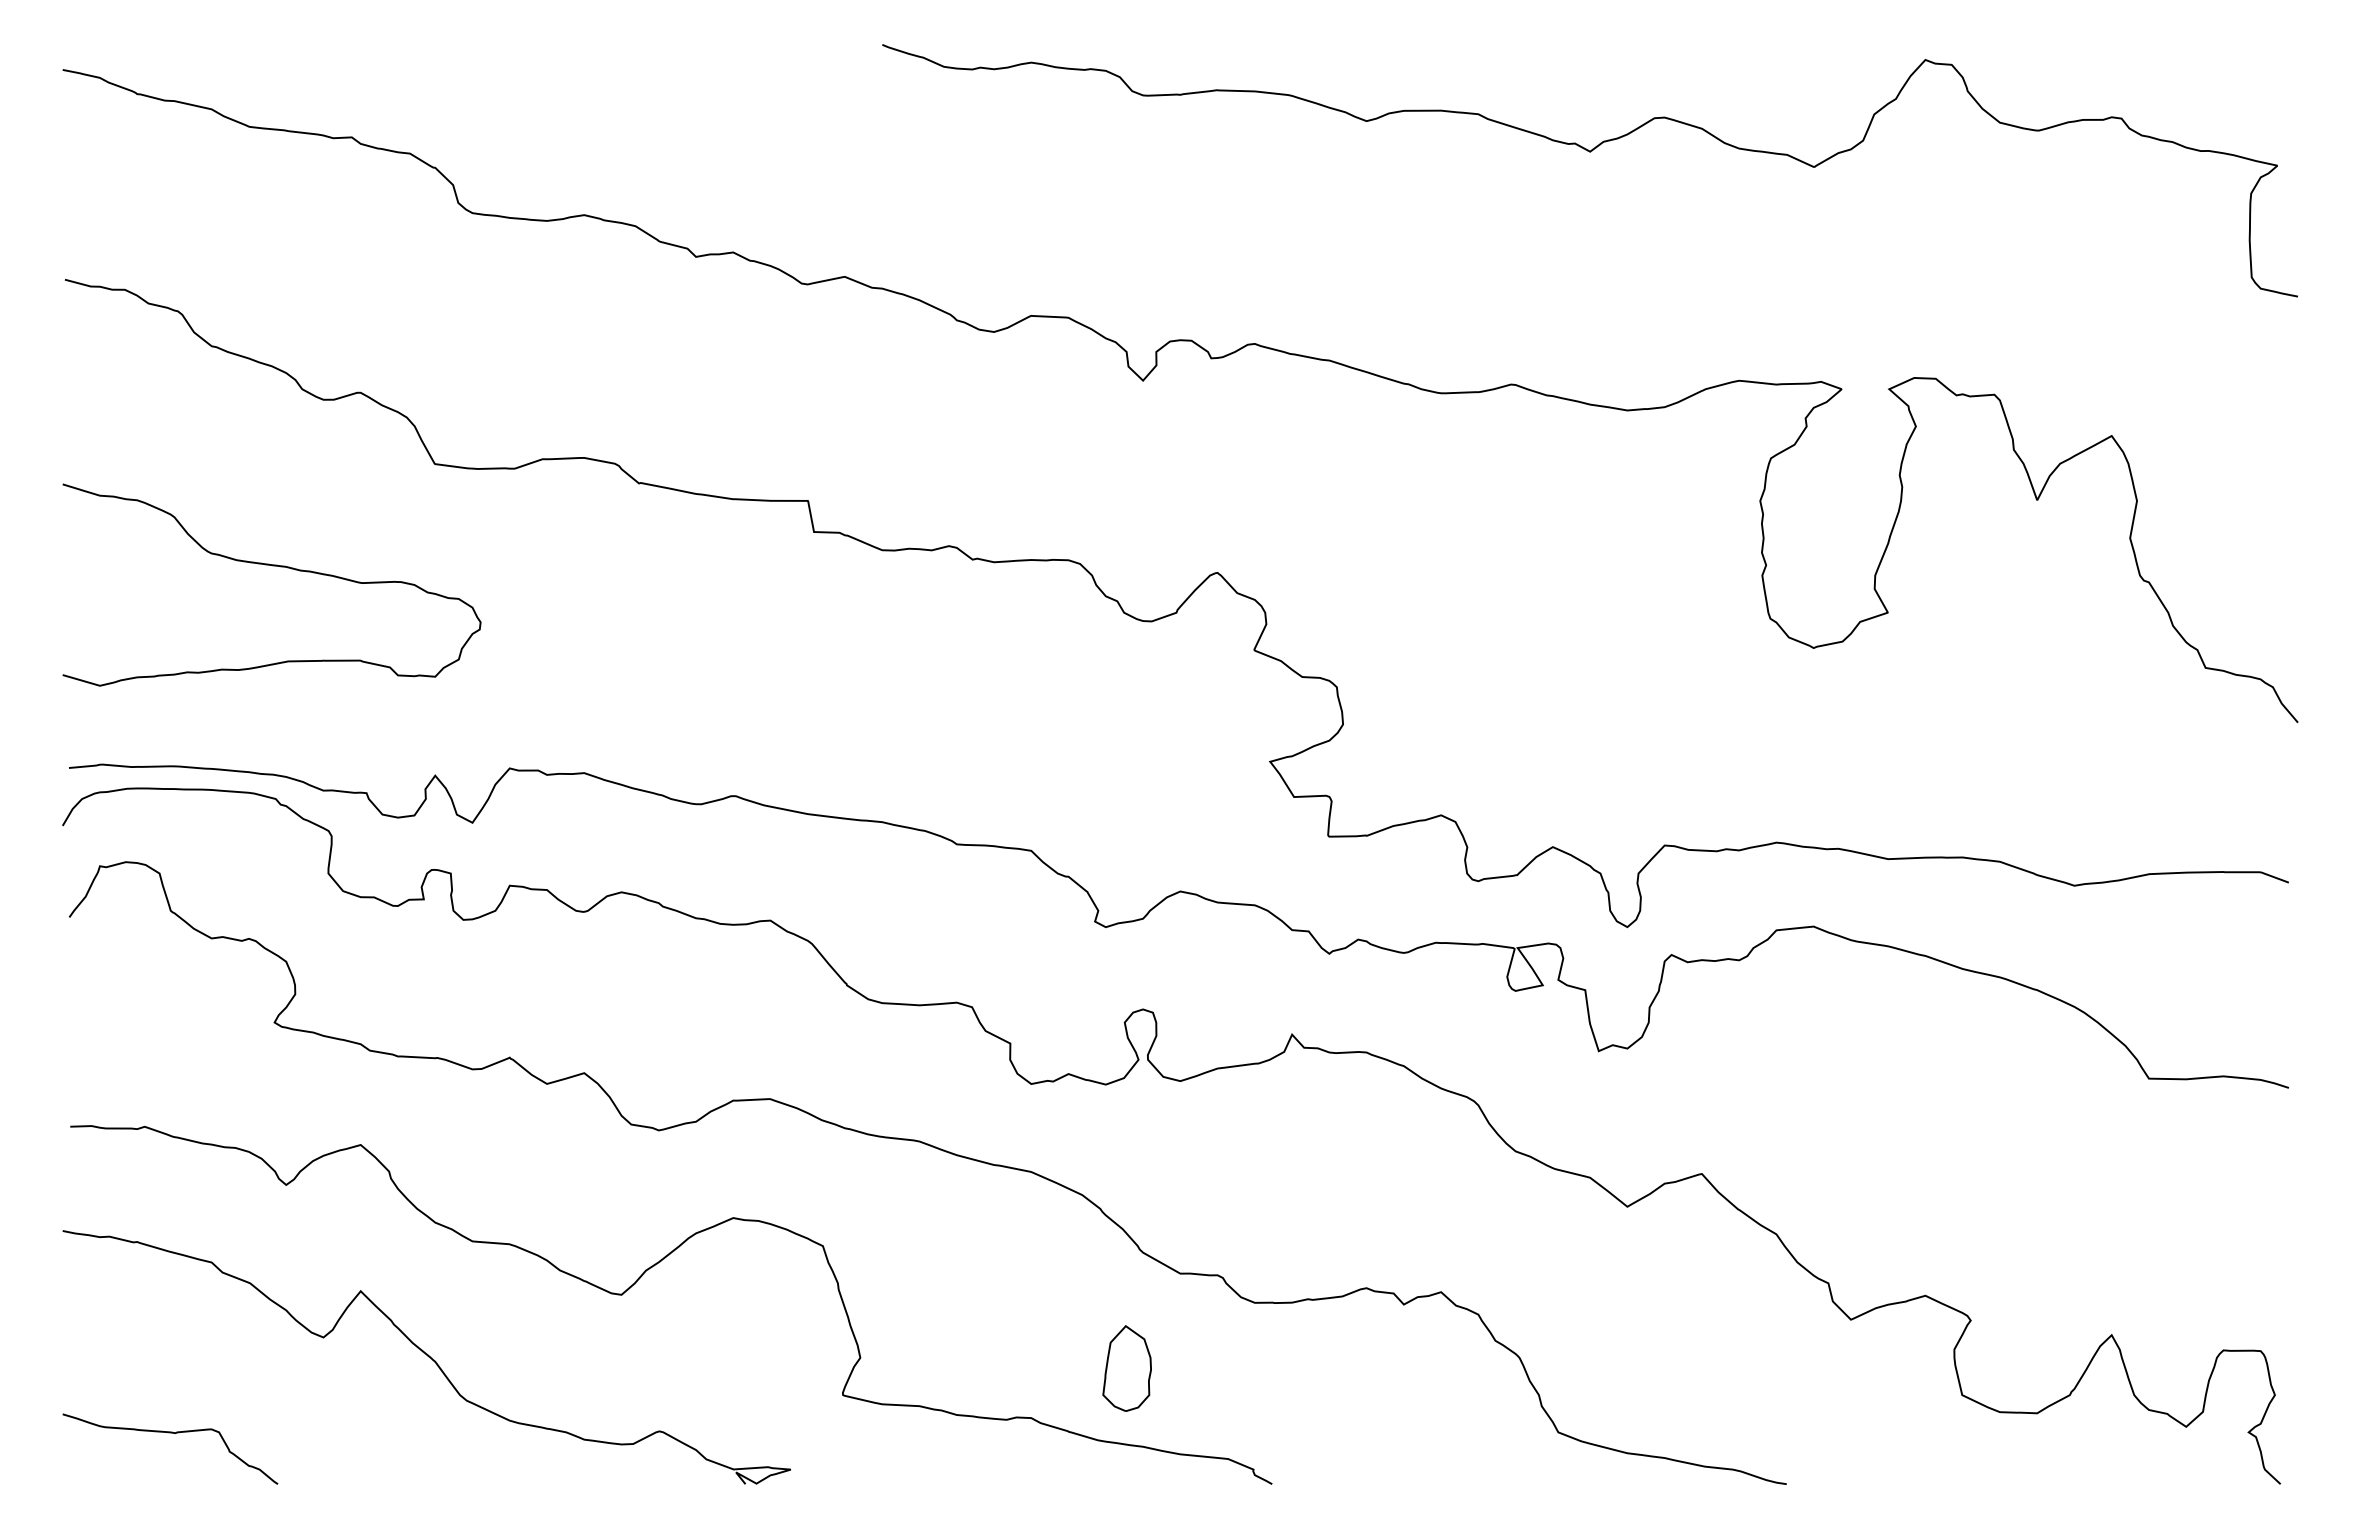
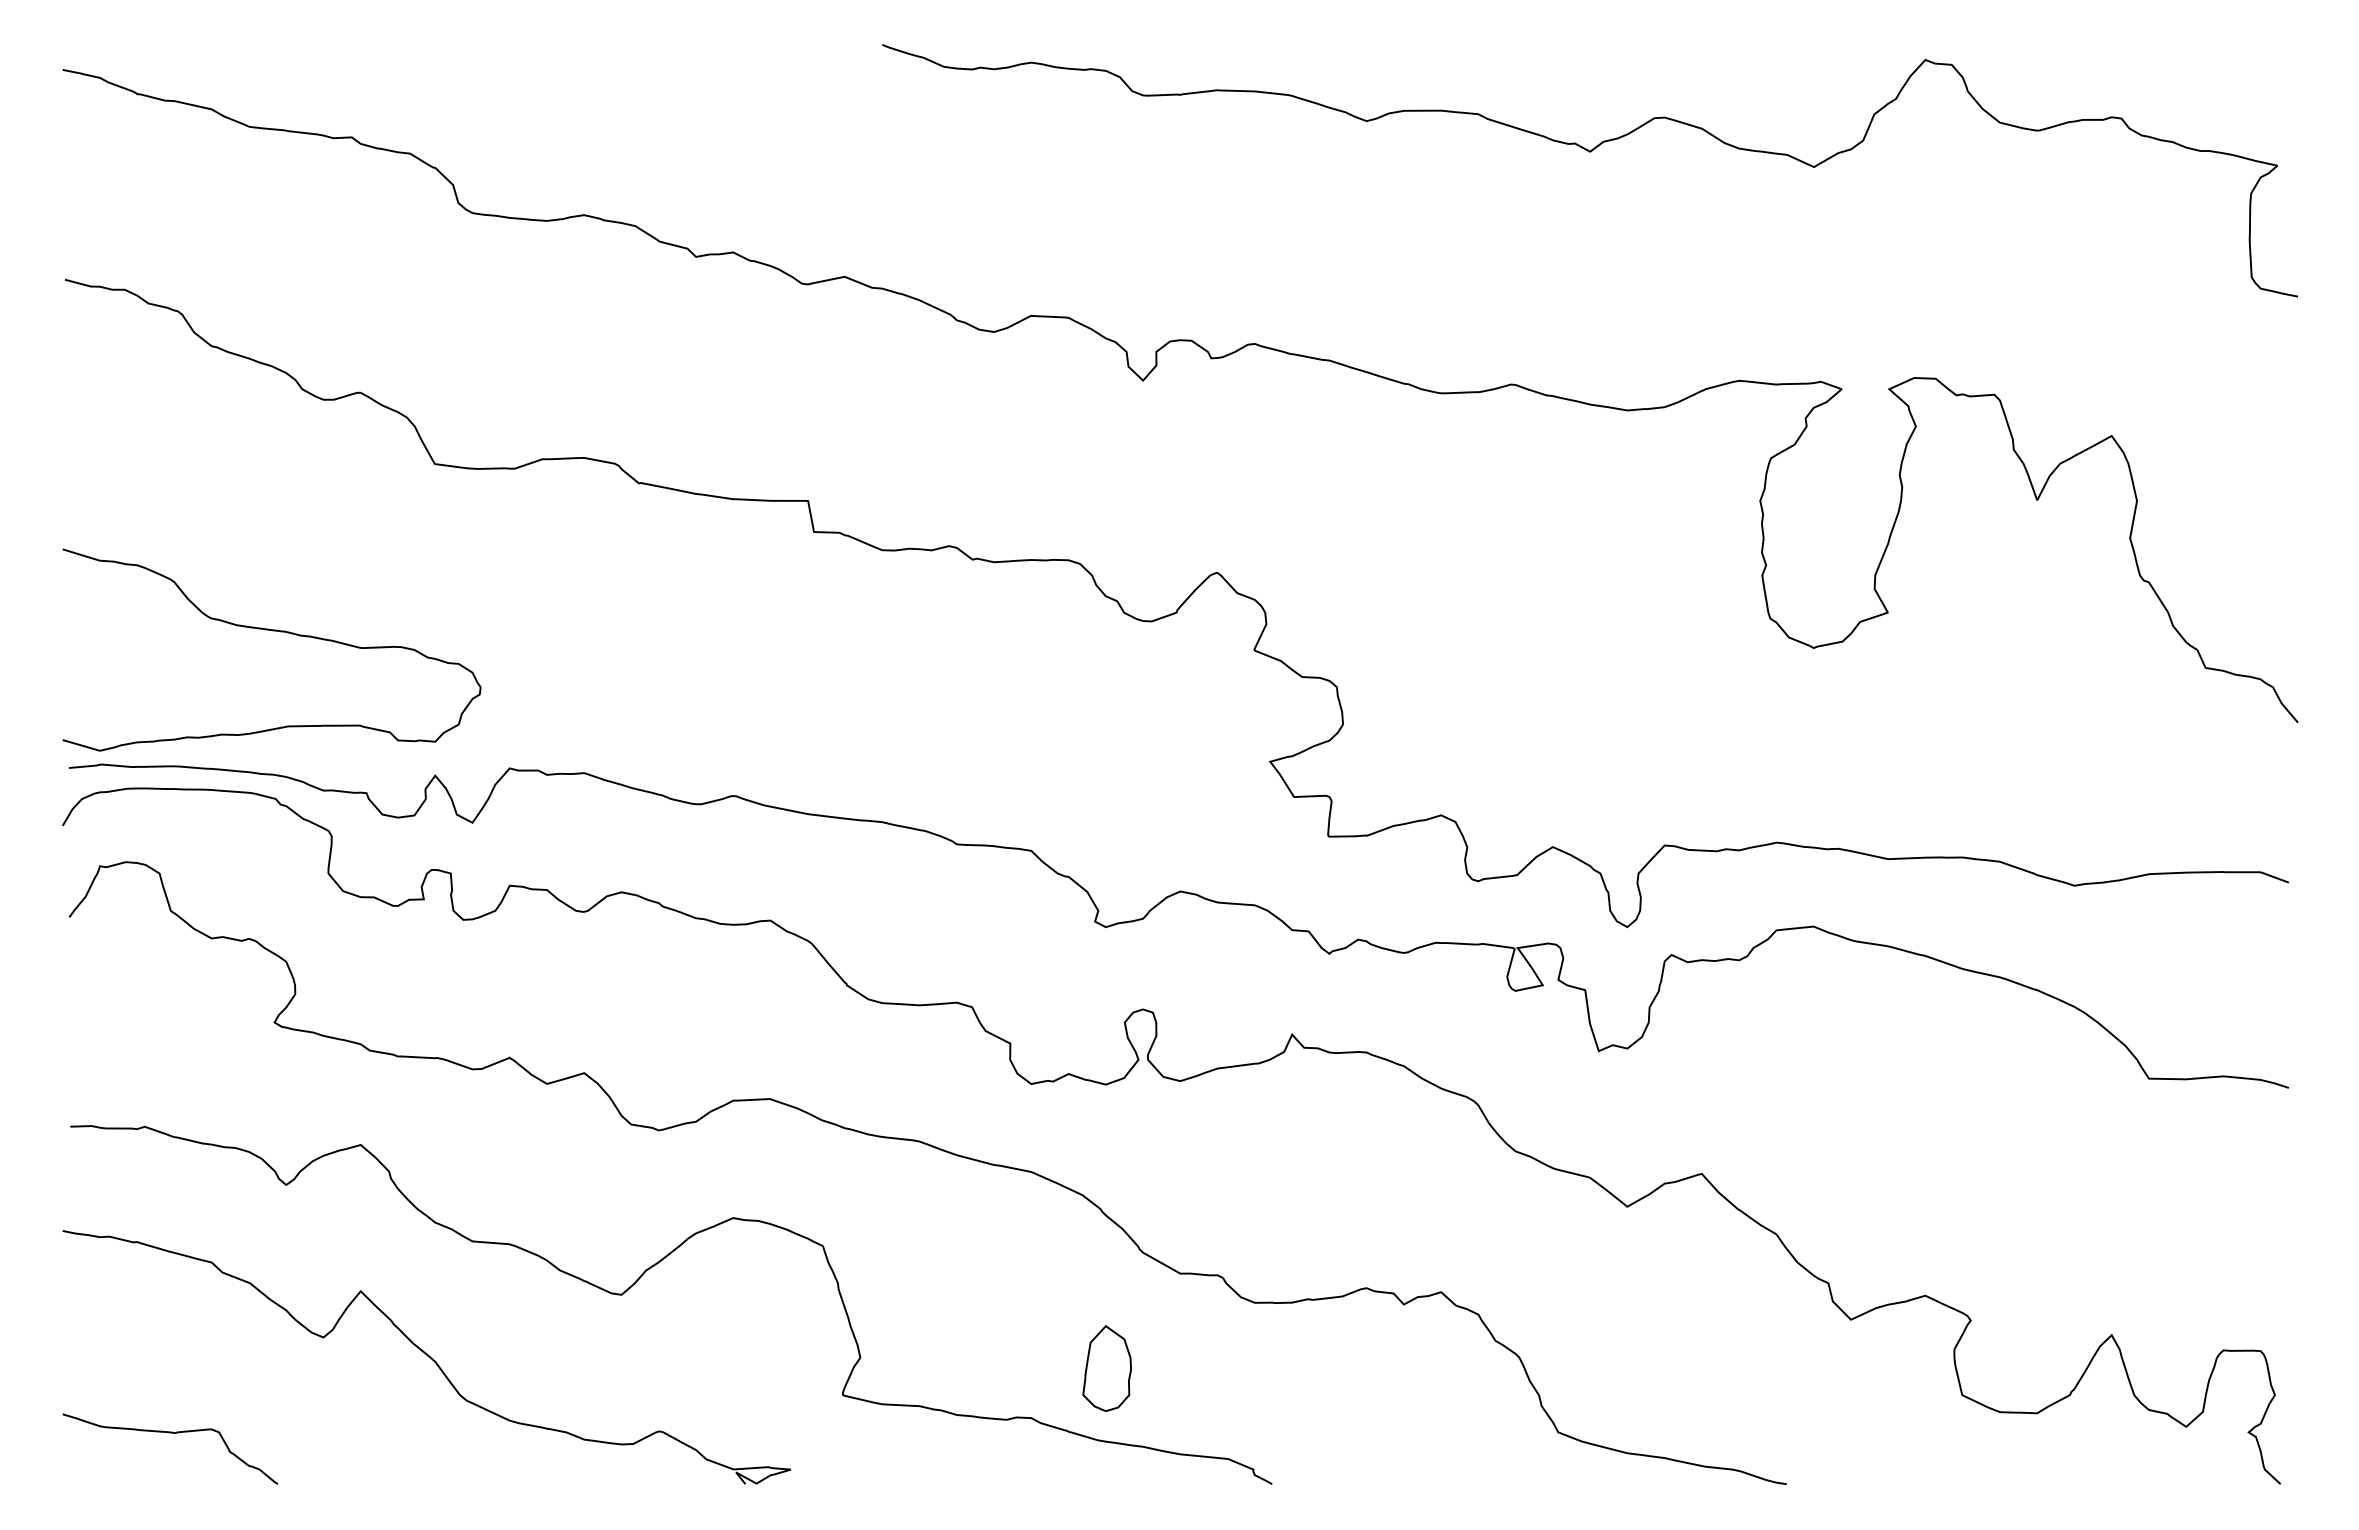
curve position: (272, 566) -> (272, 631) (272, 631)
part position: (1126, 1368) -> (1106, 1368) (1106, 1368)
